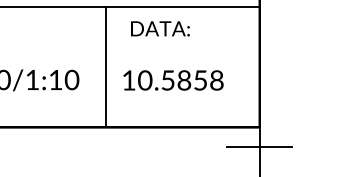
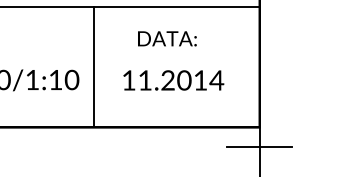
text position: (160, 28) -> (167, 38) (167, 38)
line position: (105, 66) -> (93, 66) (93, 66)
text: 10.5858 -> 11.2014 (181, 80)
